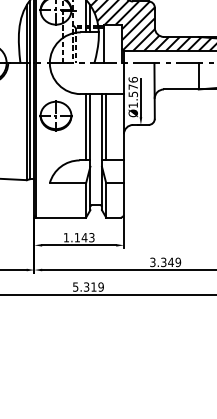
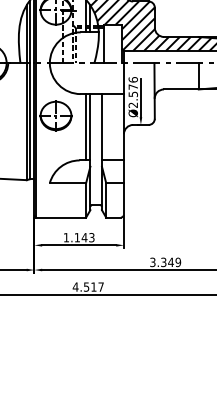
text: Ø1.576 -> Ø2.576 (132, 104)
line: present -> none (106, 127)
text: 5.319 -> 4.517 (87, 286)
